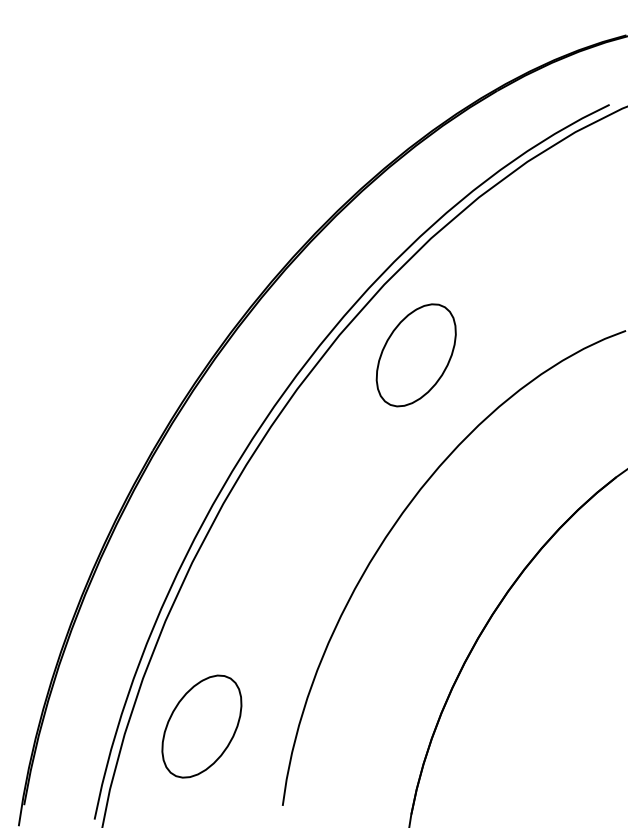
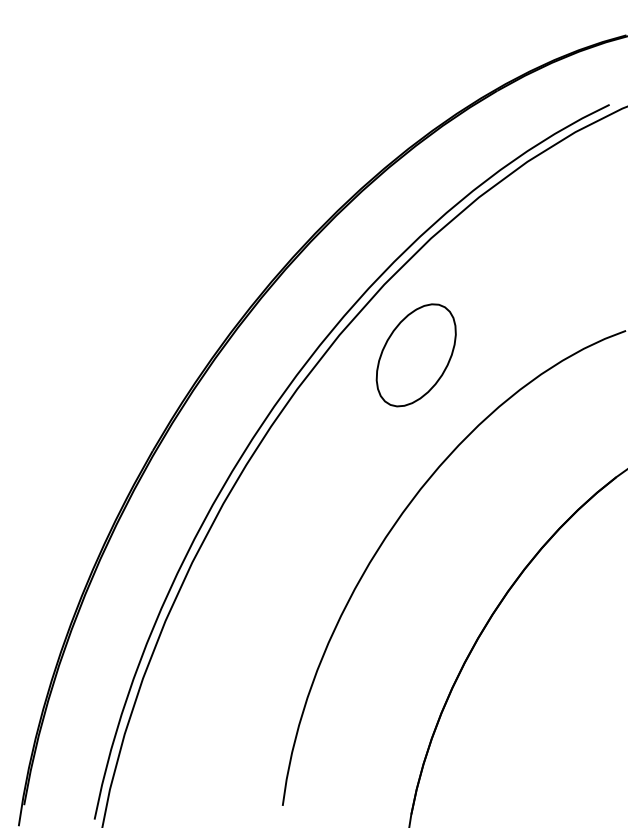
part: present -> none (201, 726)
